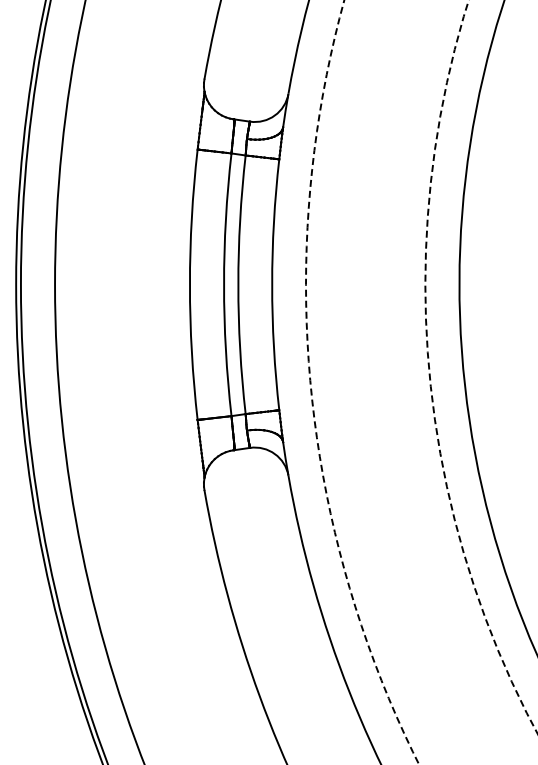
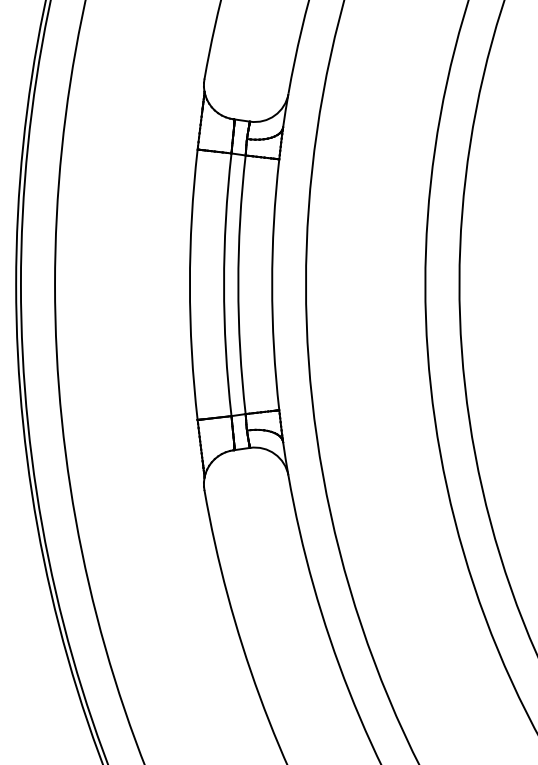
arc: dashed -> solid (429, 377)
arc: dashed -> solid (311, 388)
